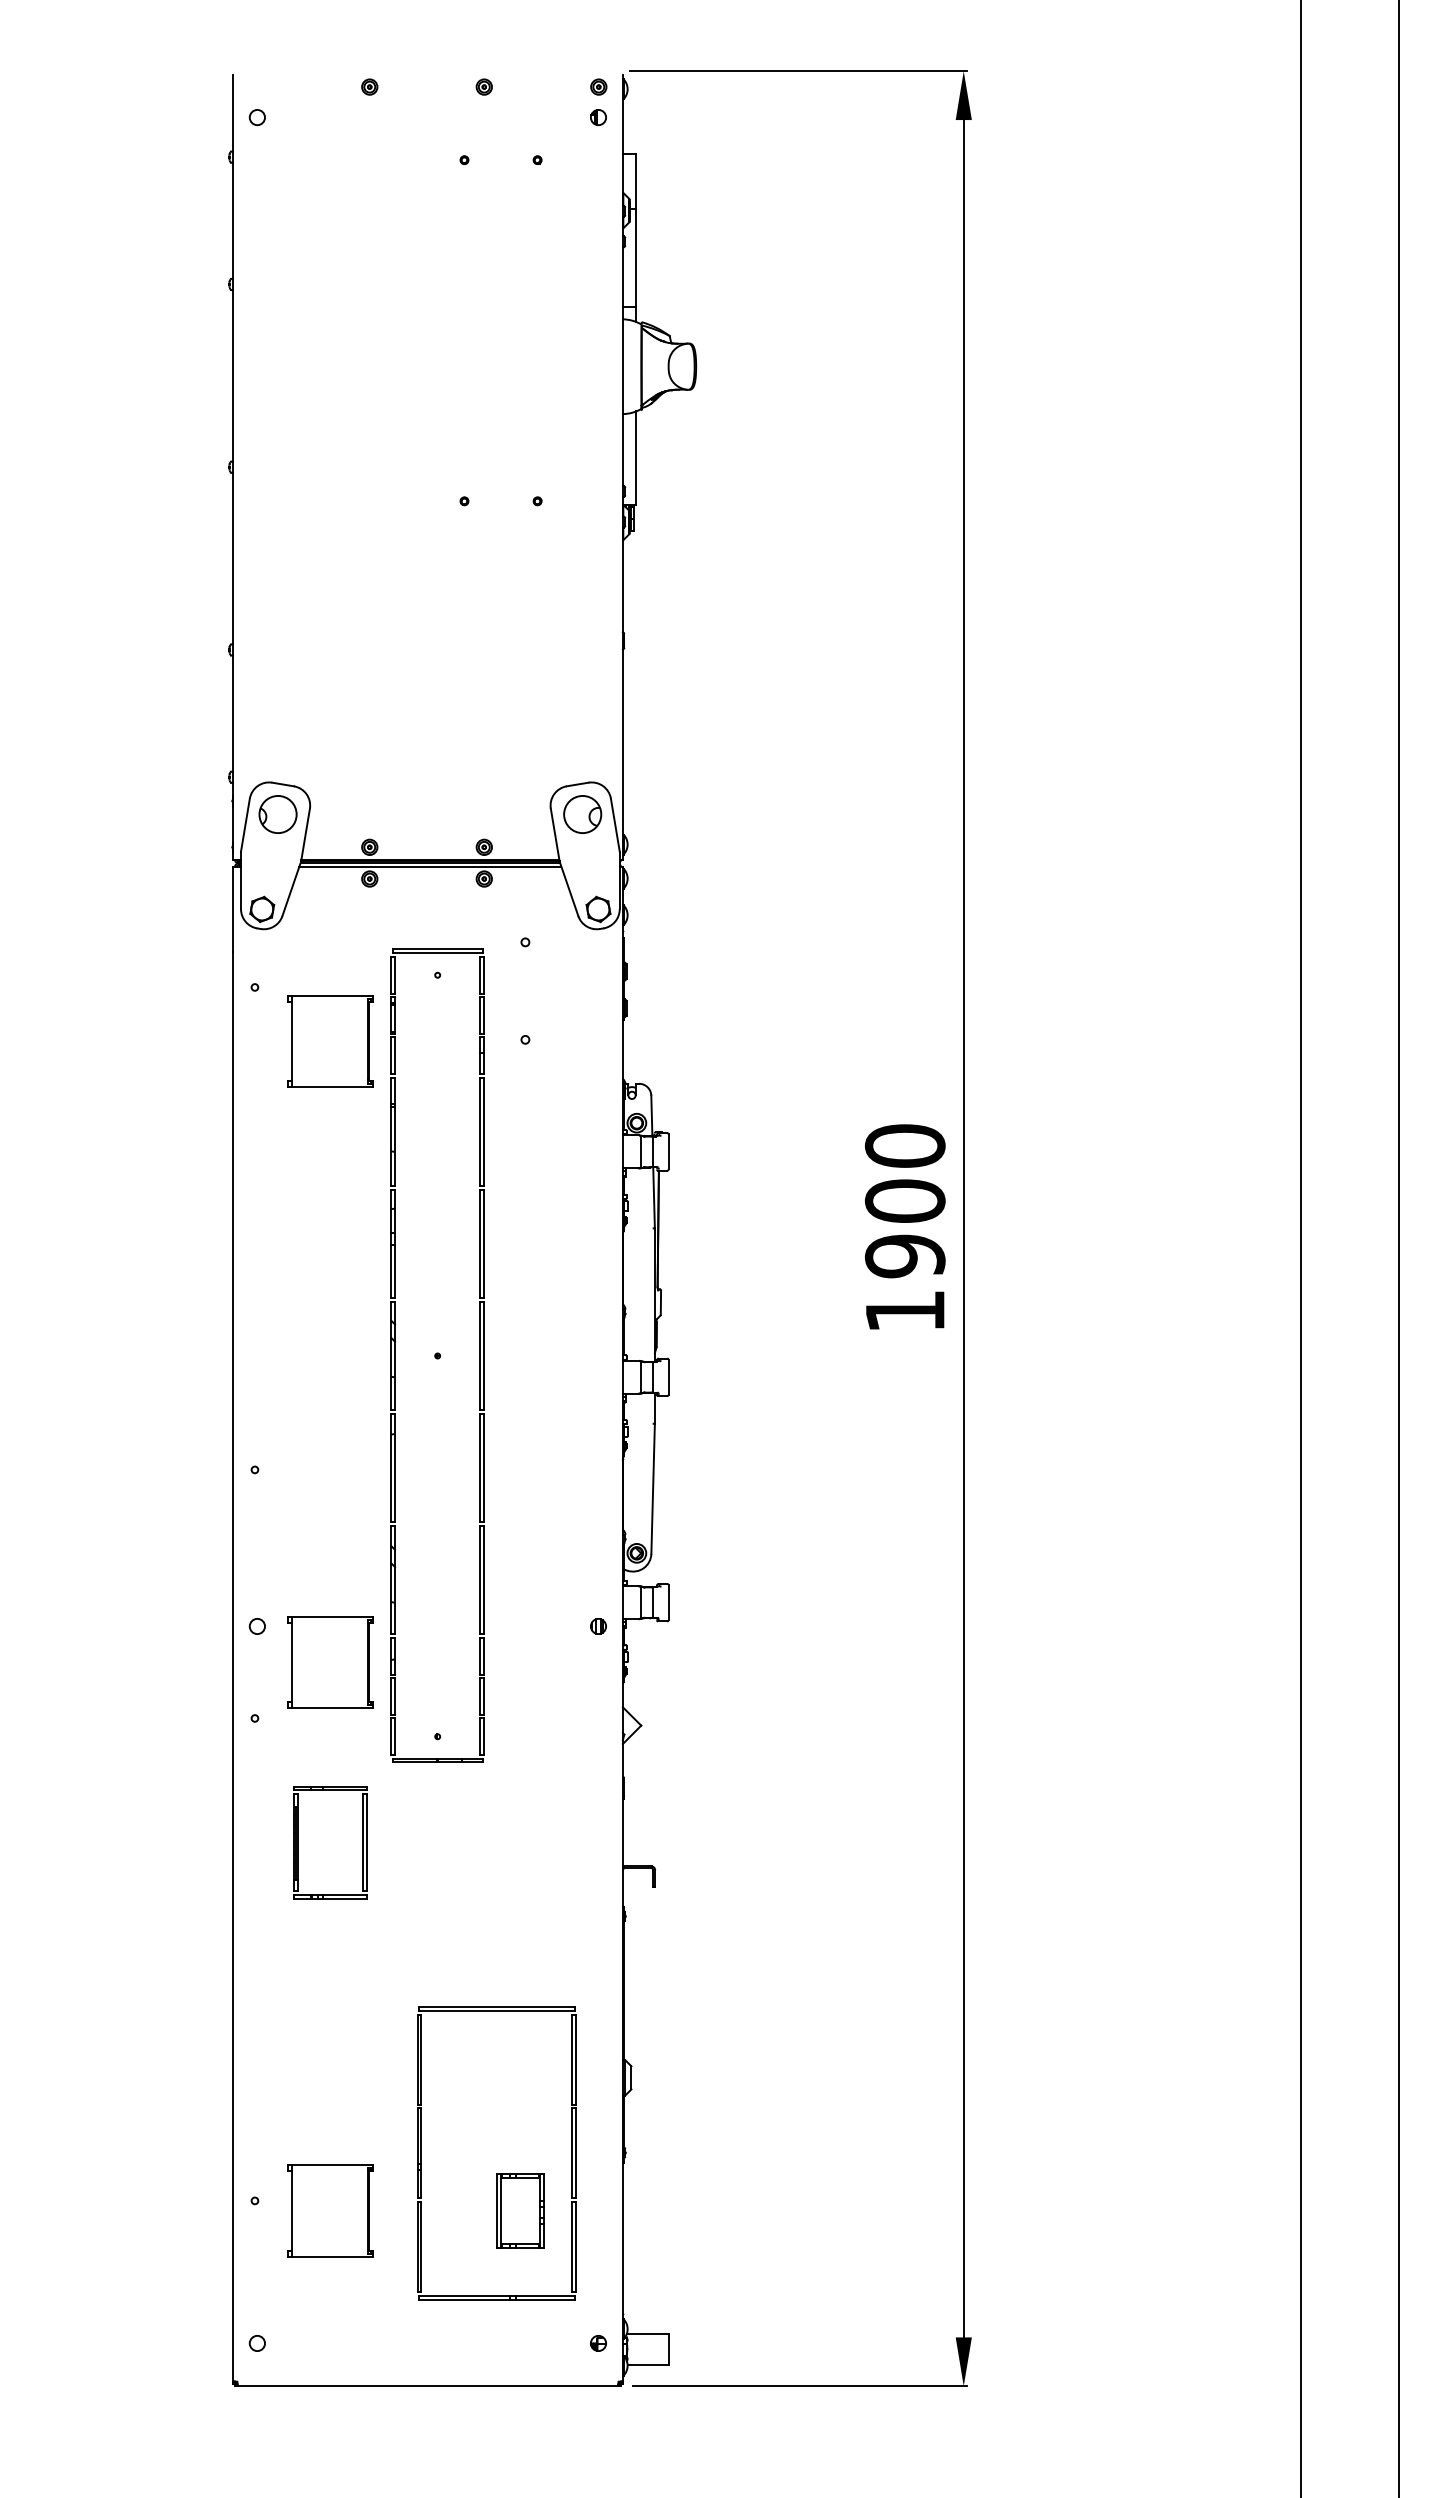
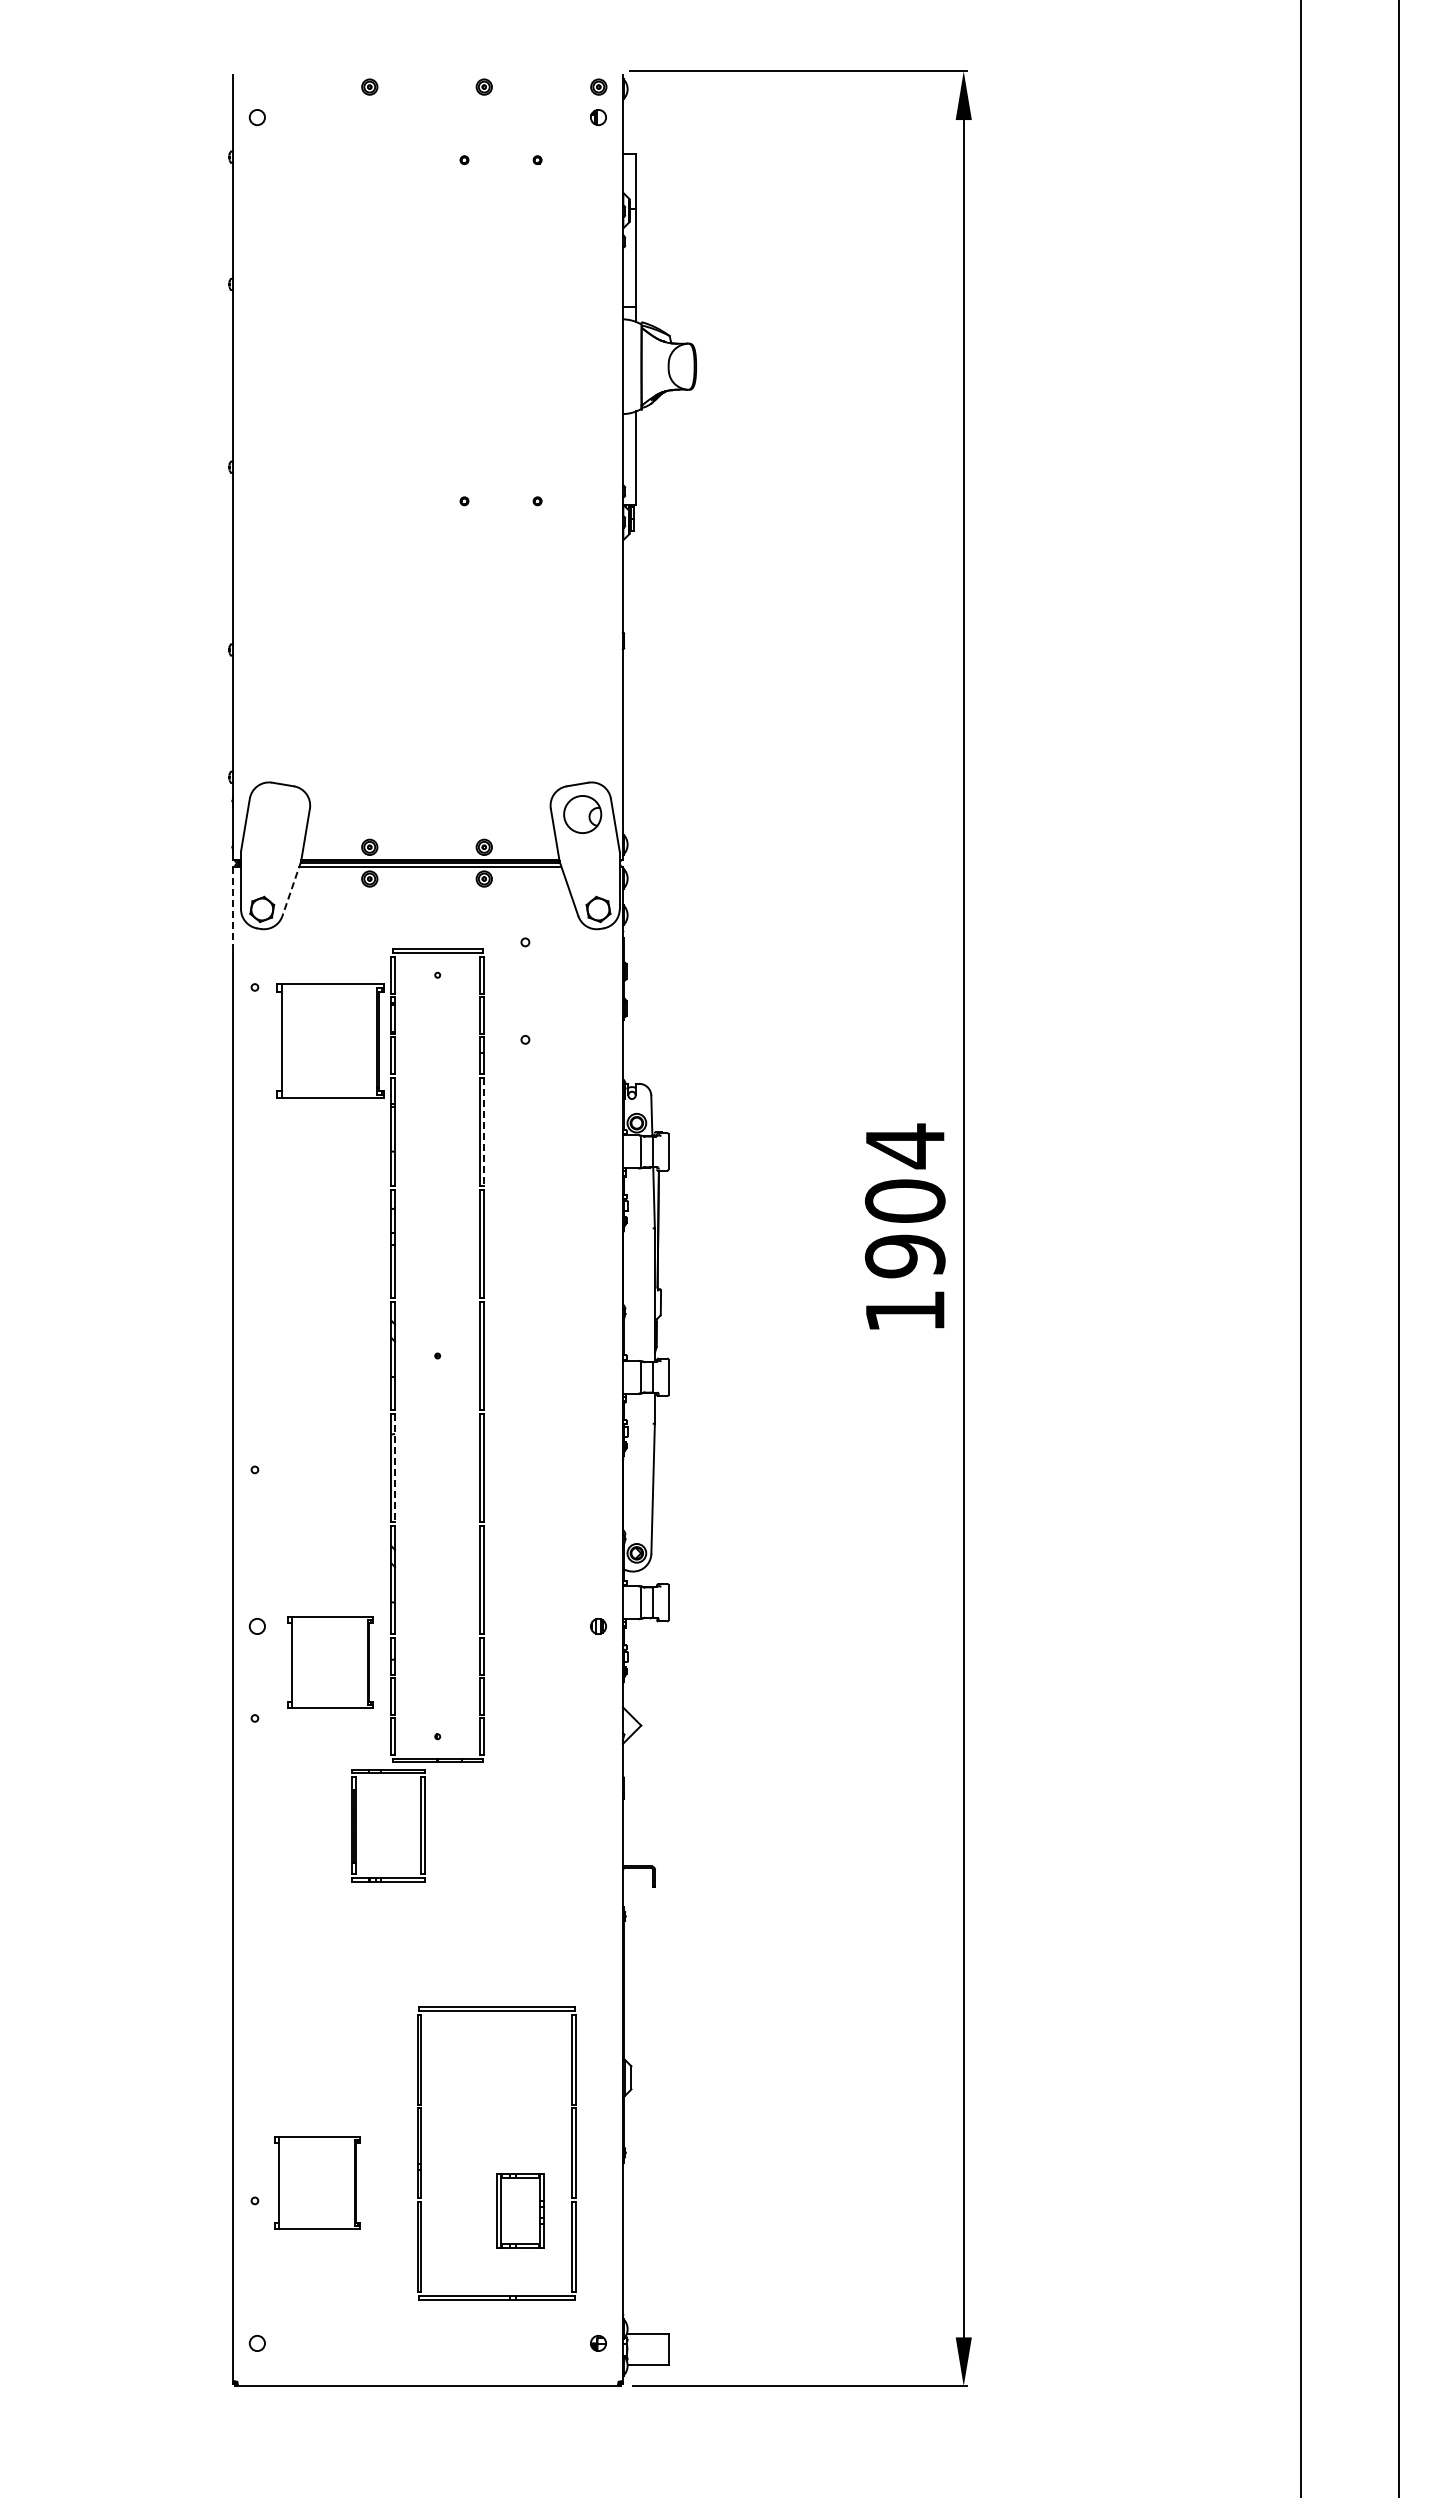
part: present -> none (277, 814)
line: solid -> dashed (291, 888)
line: solid -> dashed (233, 909)
part size: 87x93 px -> 109x116 px (330, 1040)
line: solid -> dashed (484, 1132)
text: 1900 -> 1904 (904, 1146)
line: solid -> dashed (395, 1468)
part position: (298, 1842) -> (356, 1825) (356, 1825)
part position: (330, 2210) -> (317, 2182) (317, 2182)
